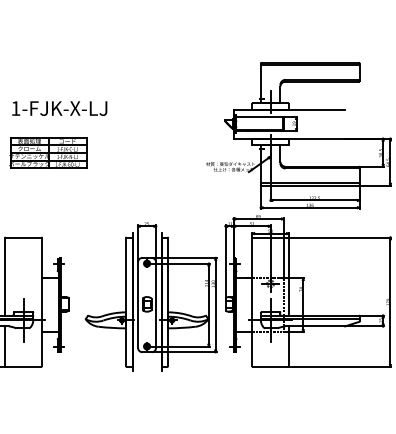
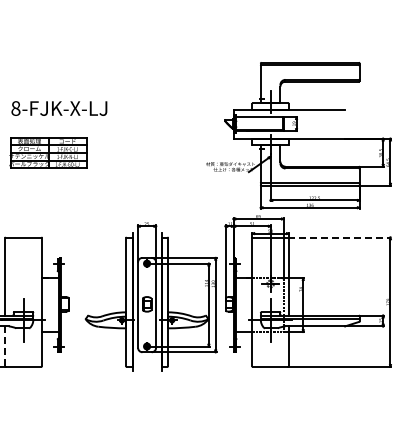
text: 1-FJK-X-LJ -> 8-FJK-X-LJ (15, 108)
line: solid -> dashed (339, 237)
line: solid -> dashed (5, 346)
